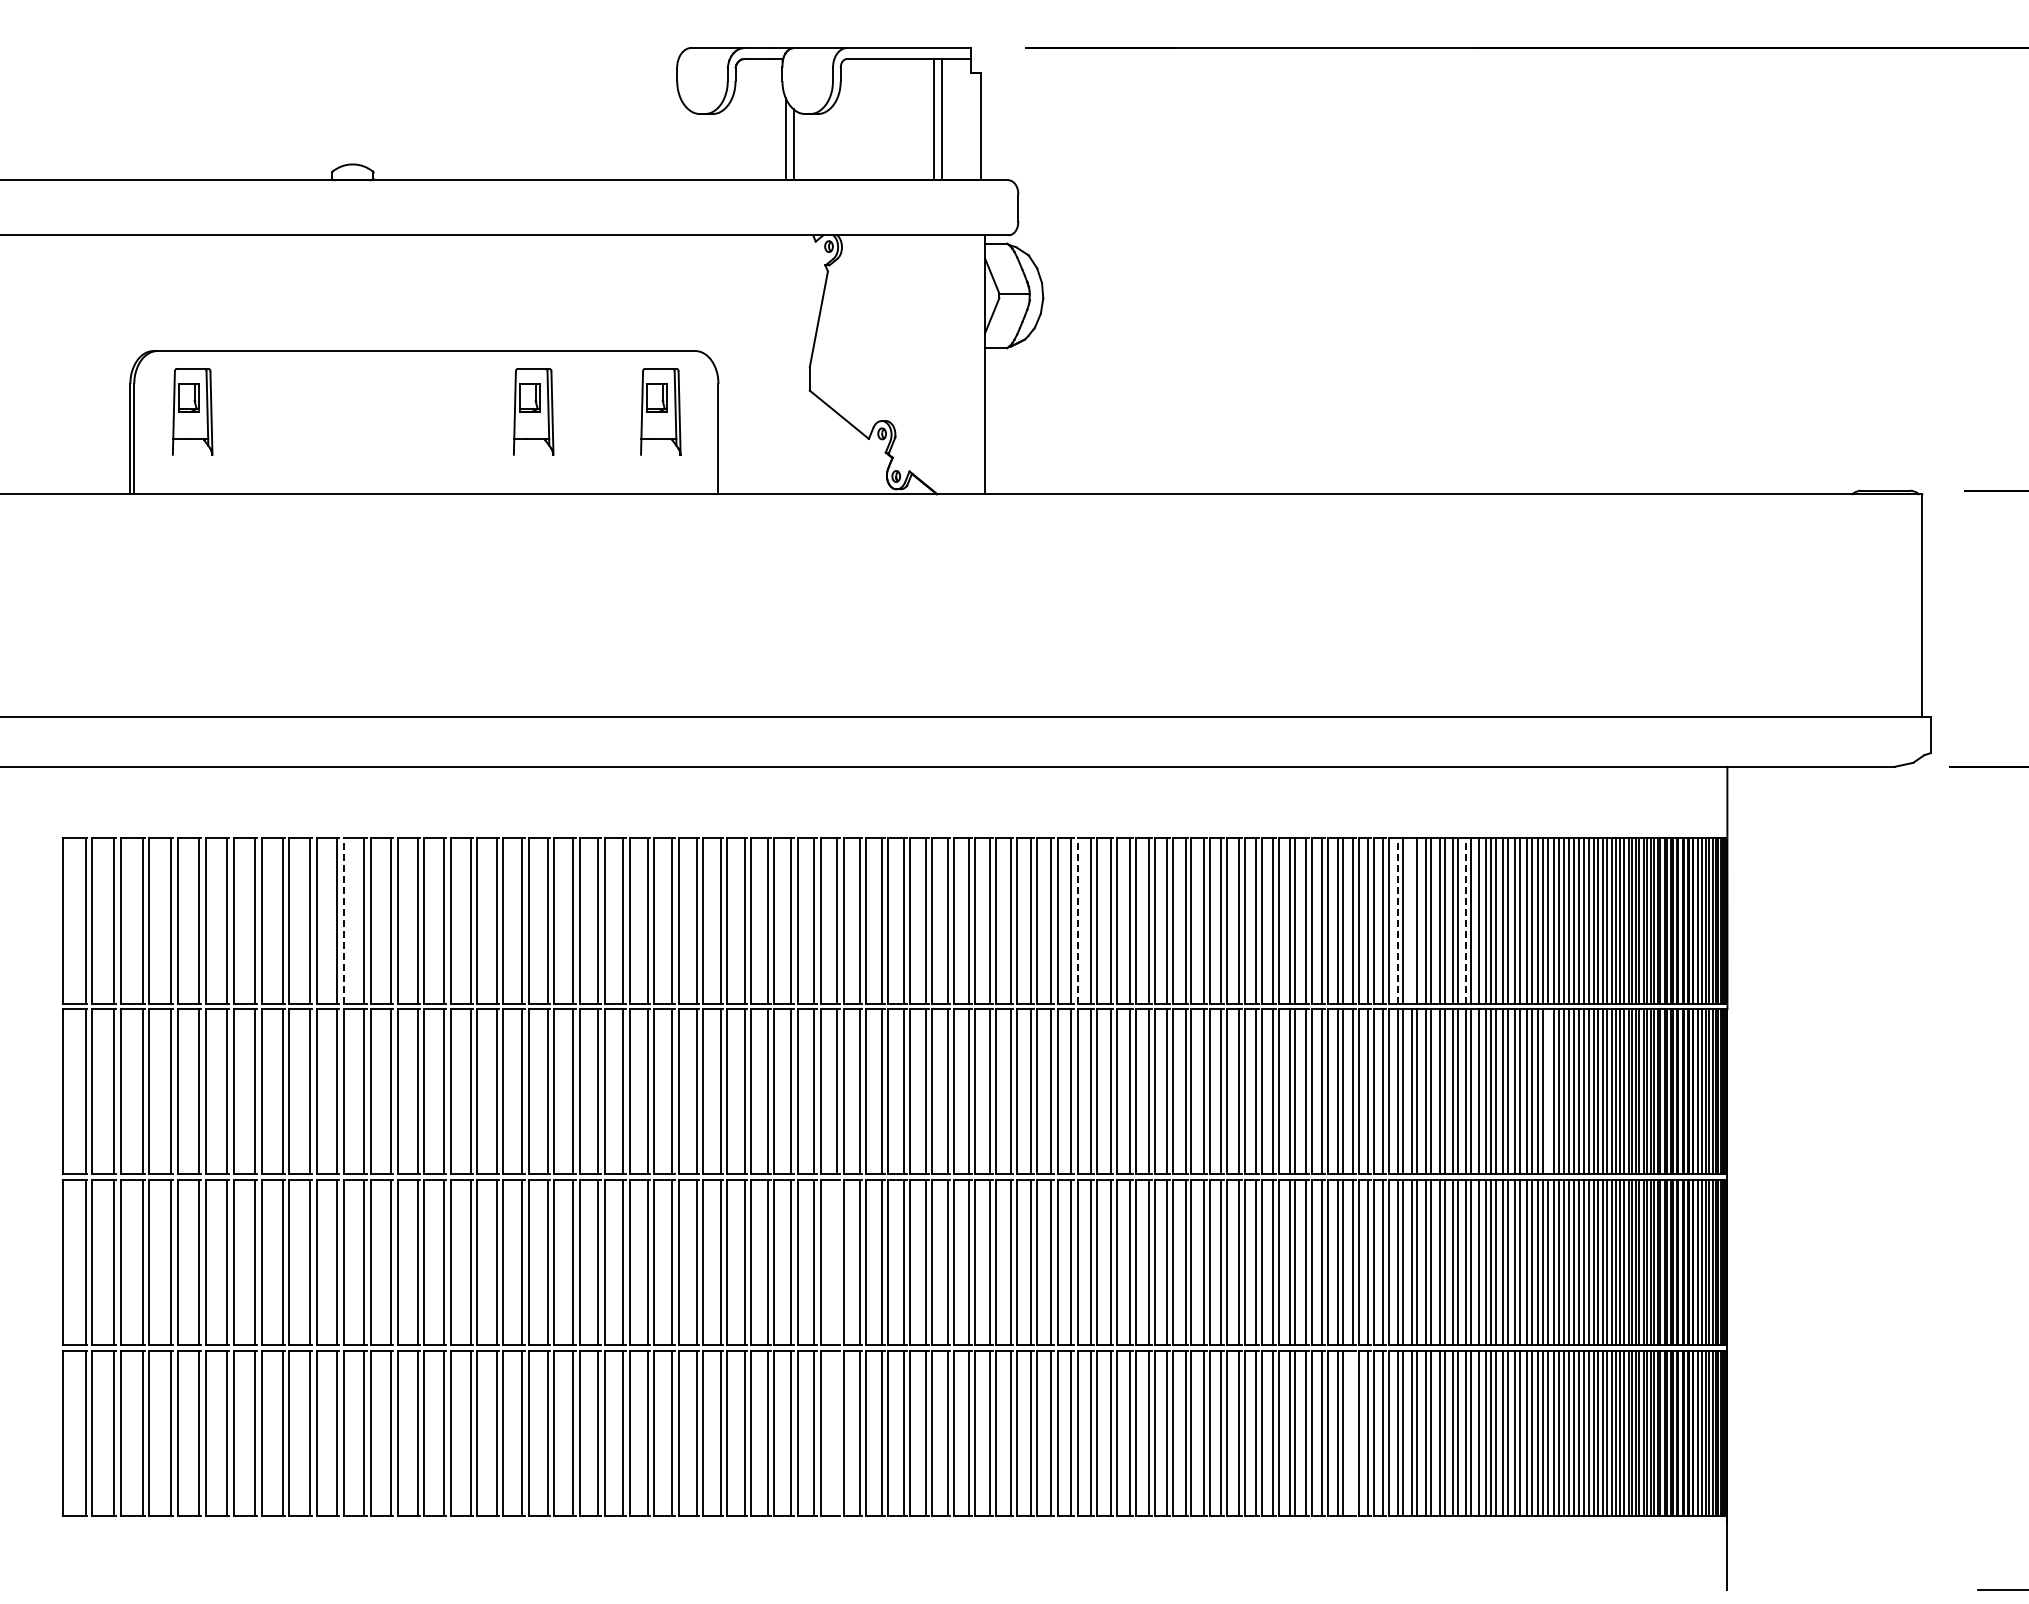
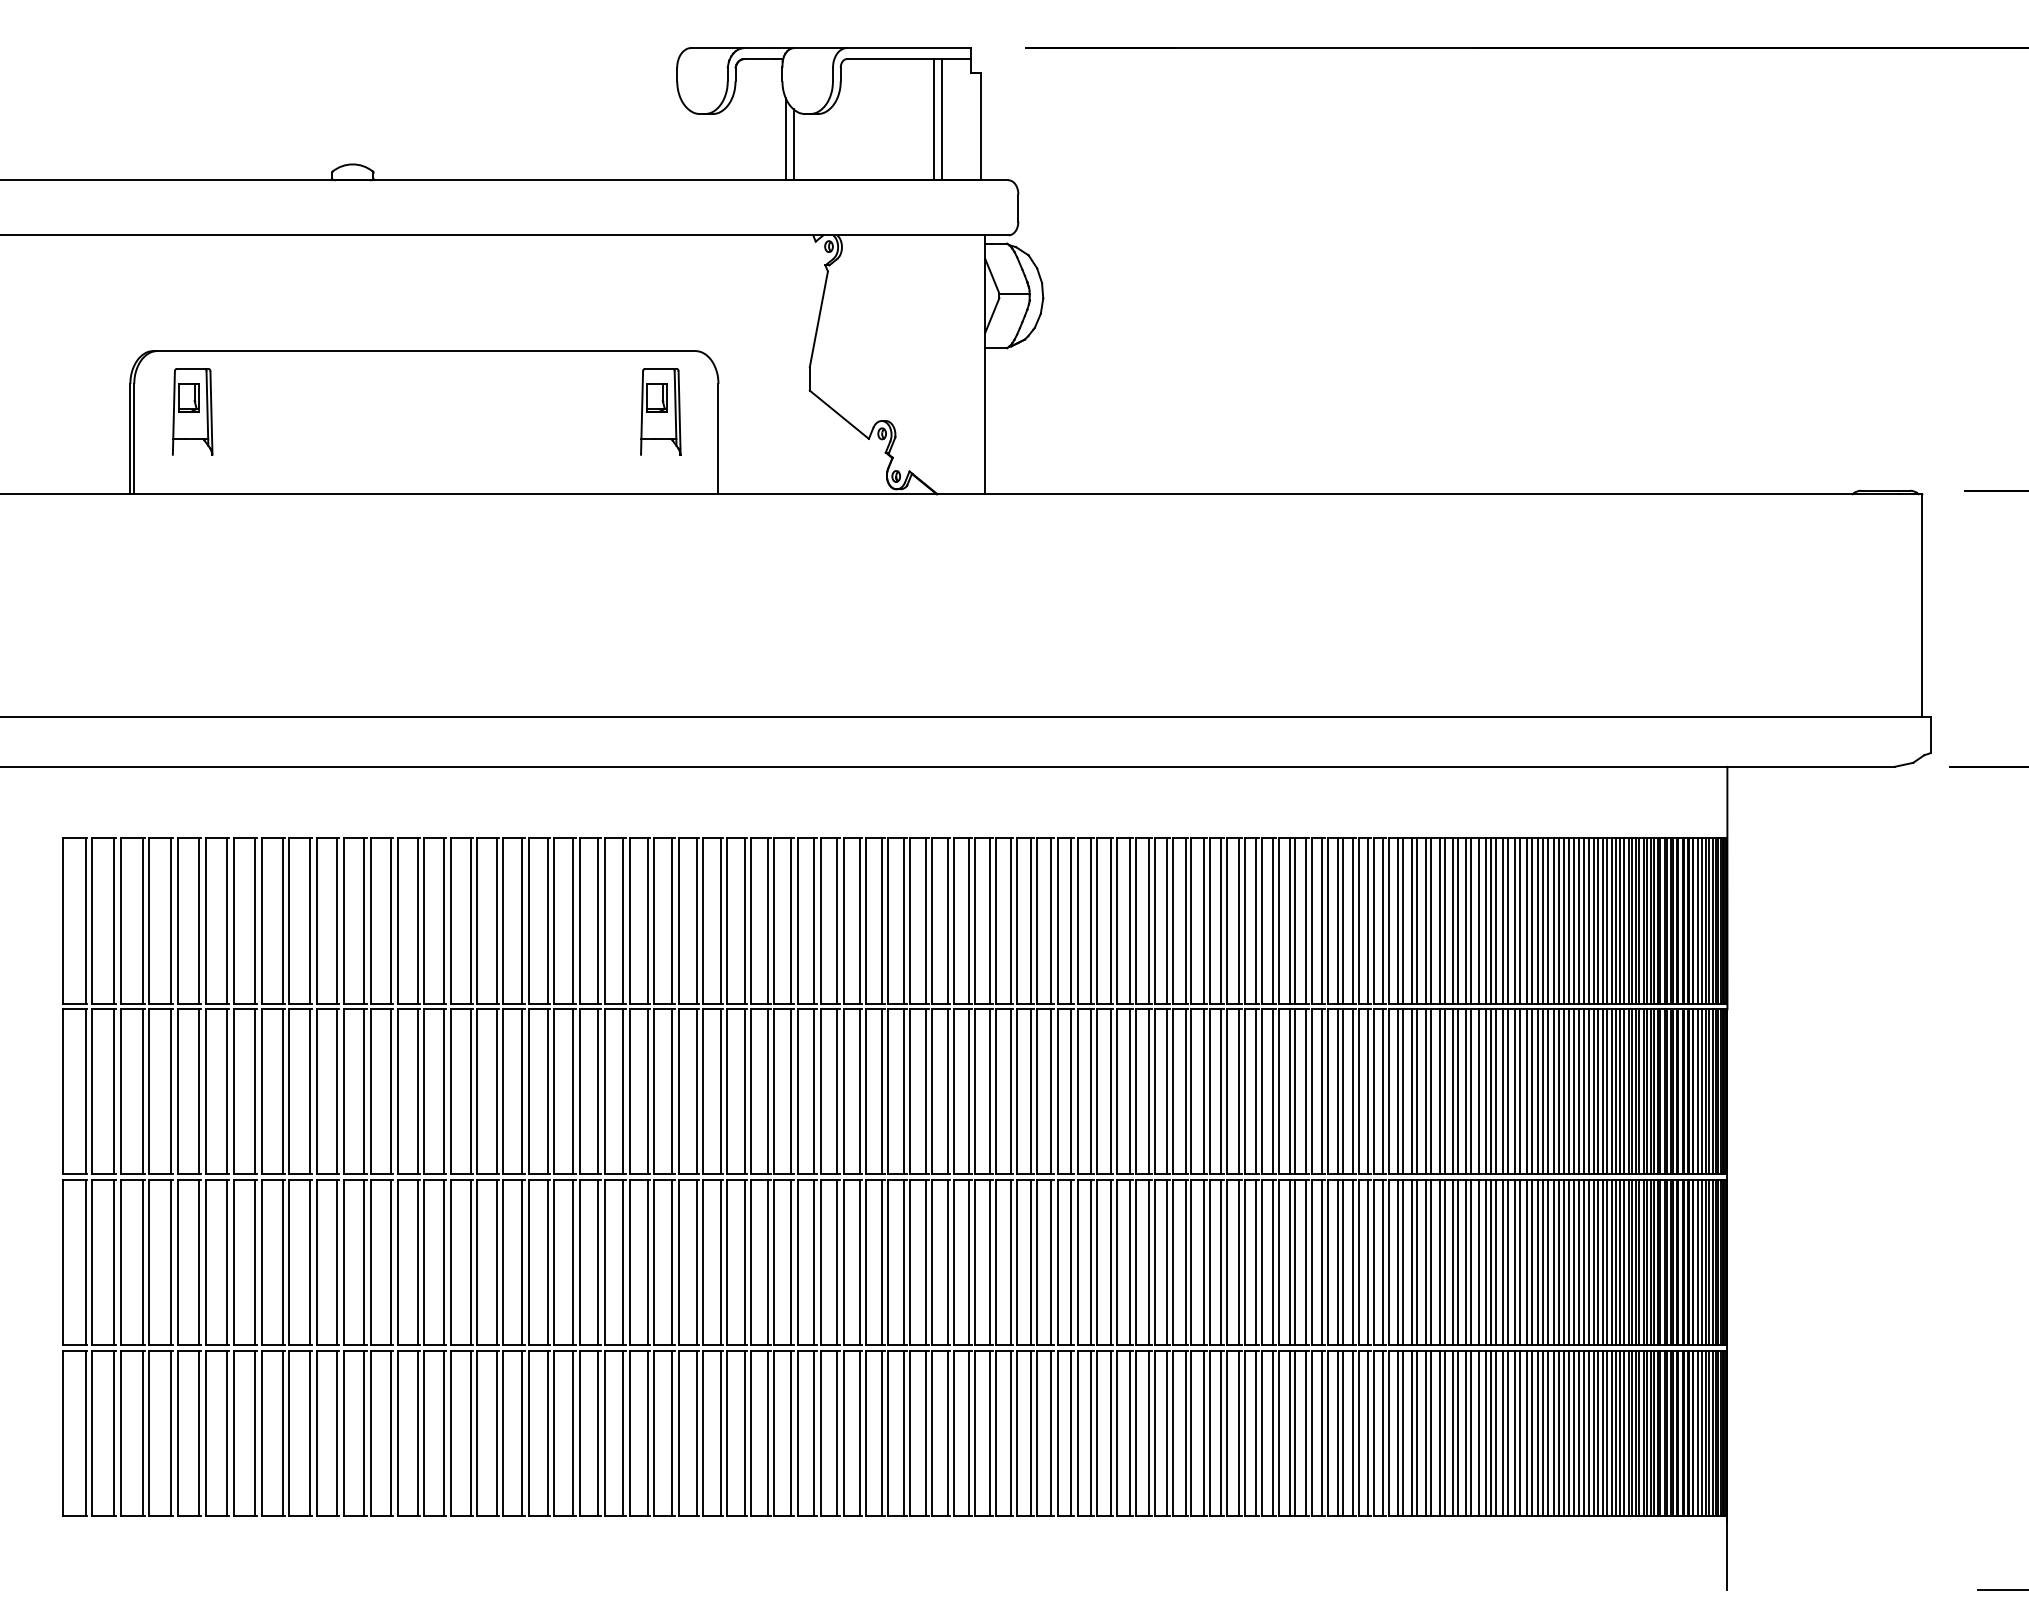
part: present -> none (533, 411)
line: none -> present (1412, 920)
line: dashed -> solid (343, 921)
line: dashed -> solid (1077, 921)
line: dashed -> solid (1397, 921)
line: dashed -> solid (1465, 921)
line: none -> present (1548, 1091)
line: none -> present (837, 1262)
line: none -> present (837, 1433)
line: none -> present (1353, 1433)
